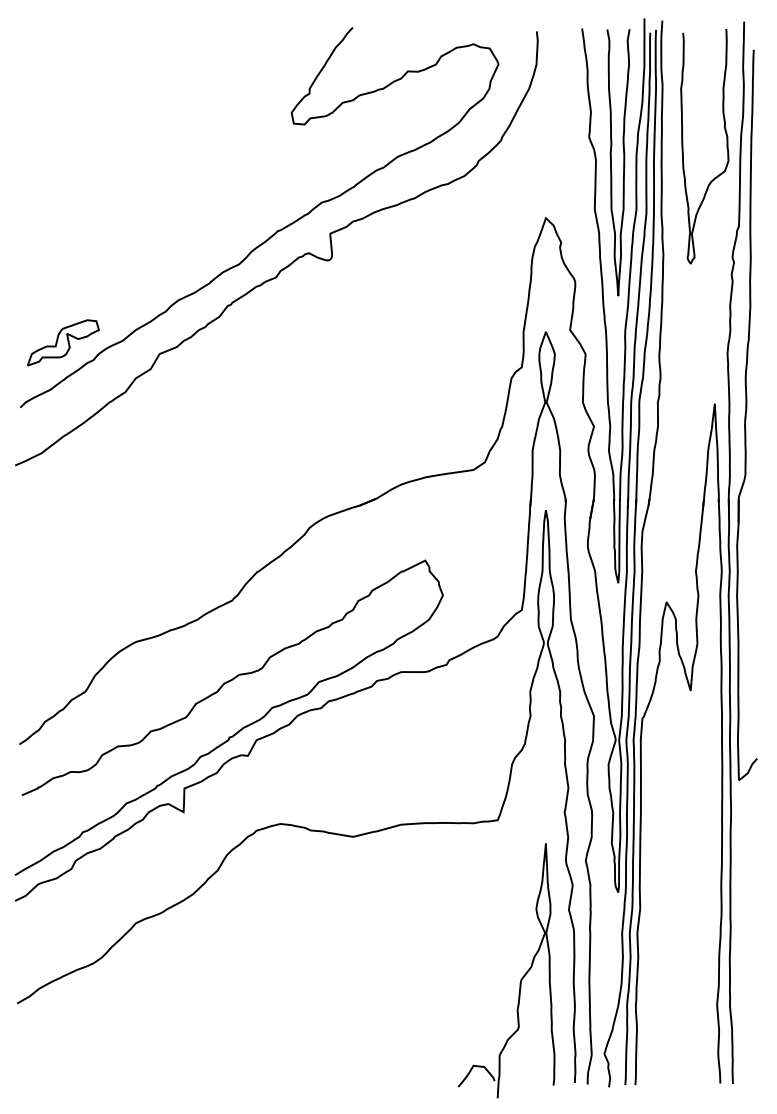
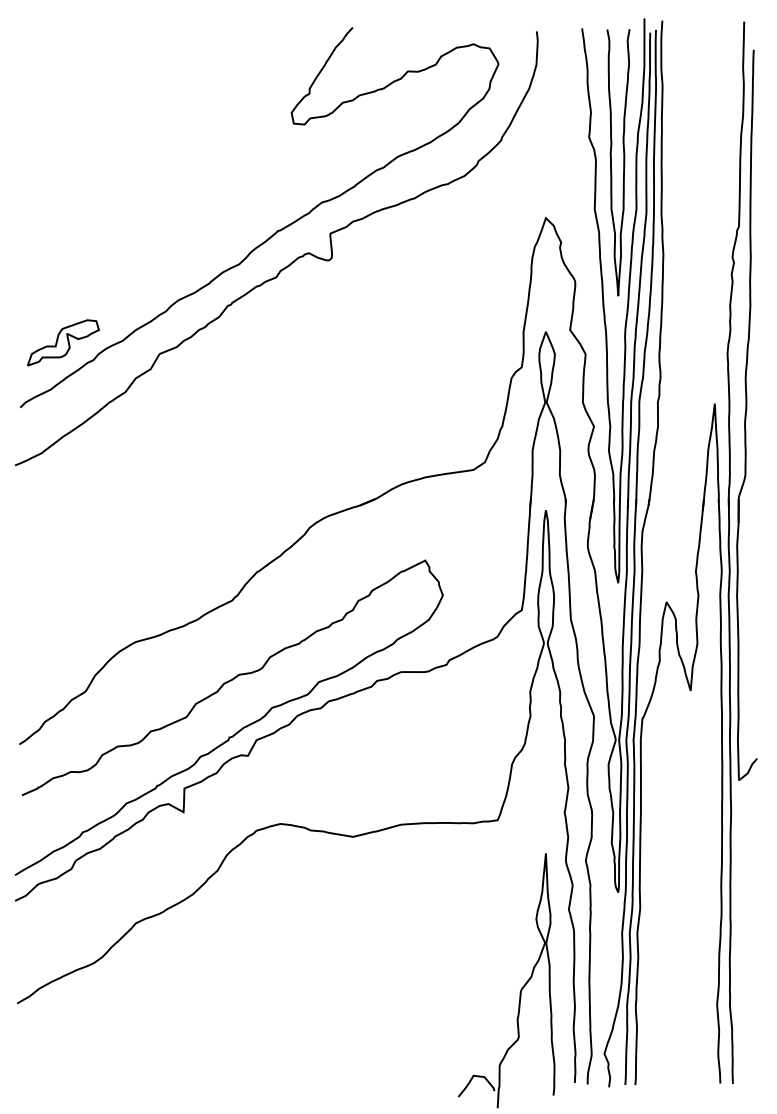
curve: present -> none (683, 146)
part position: (520, 979) -> (520, 989) (520, 989)
